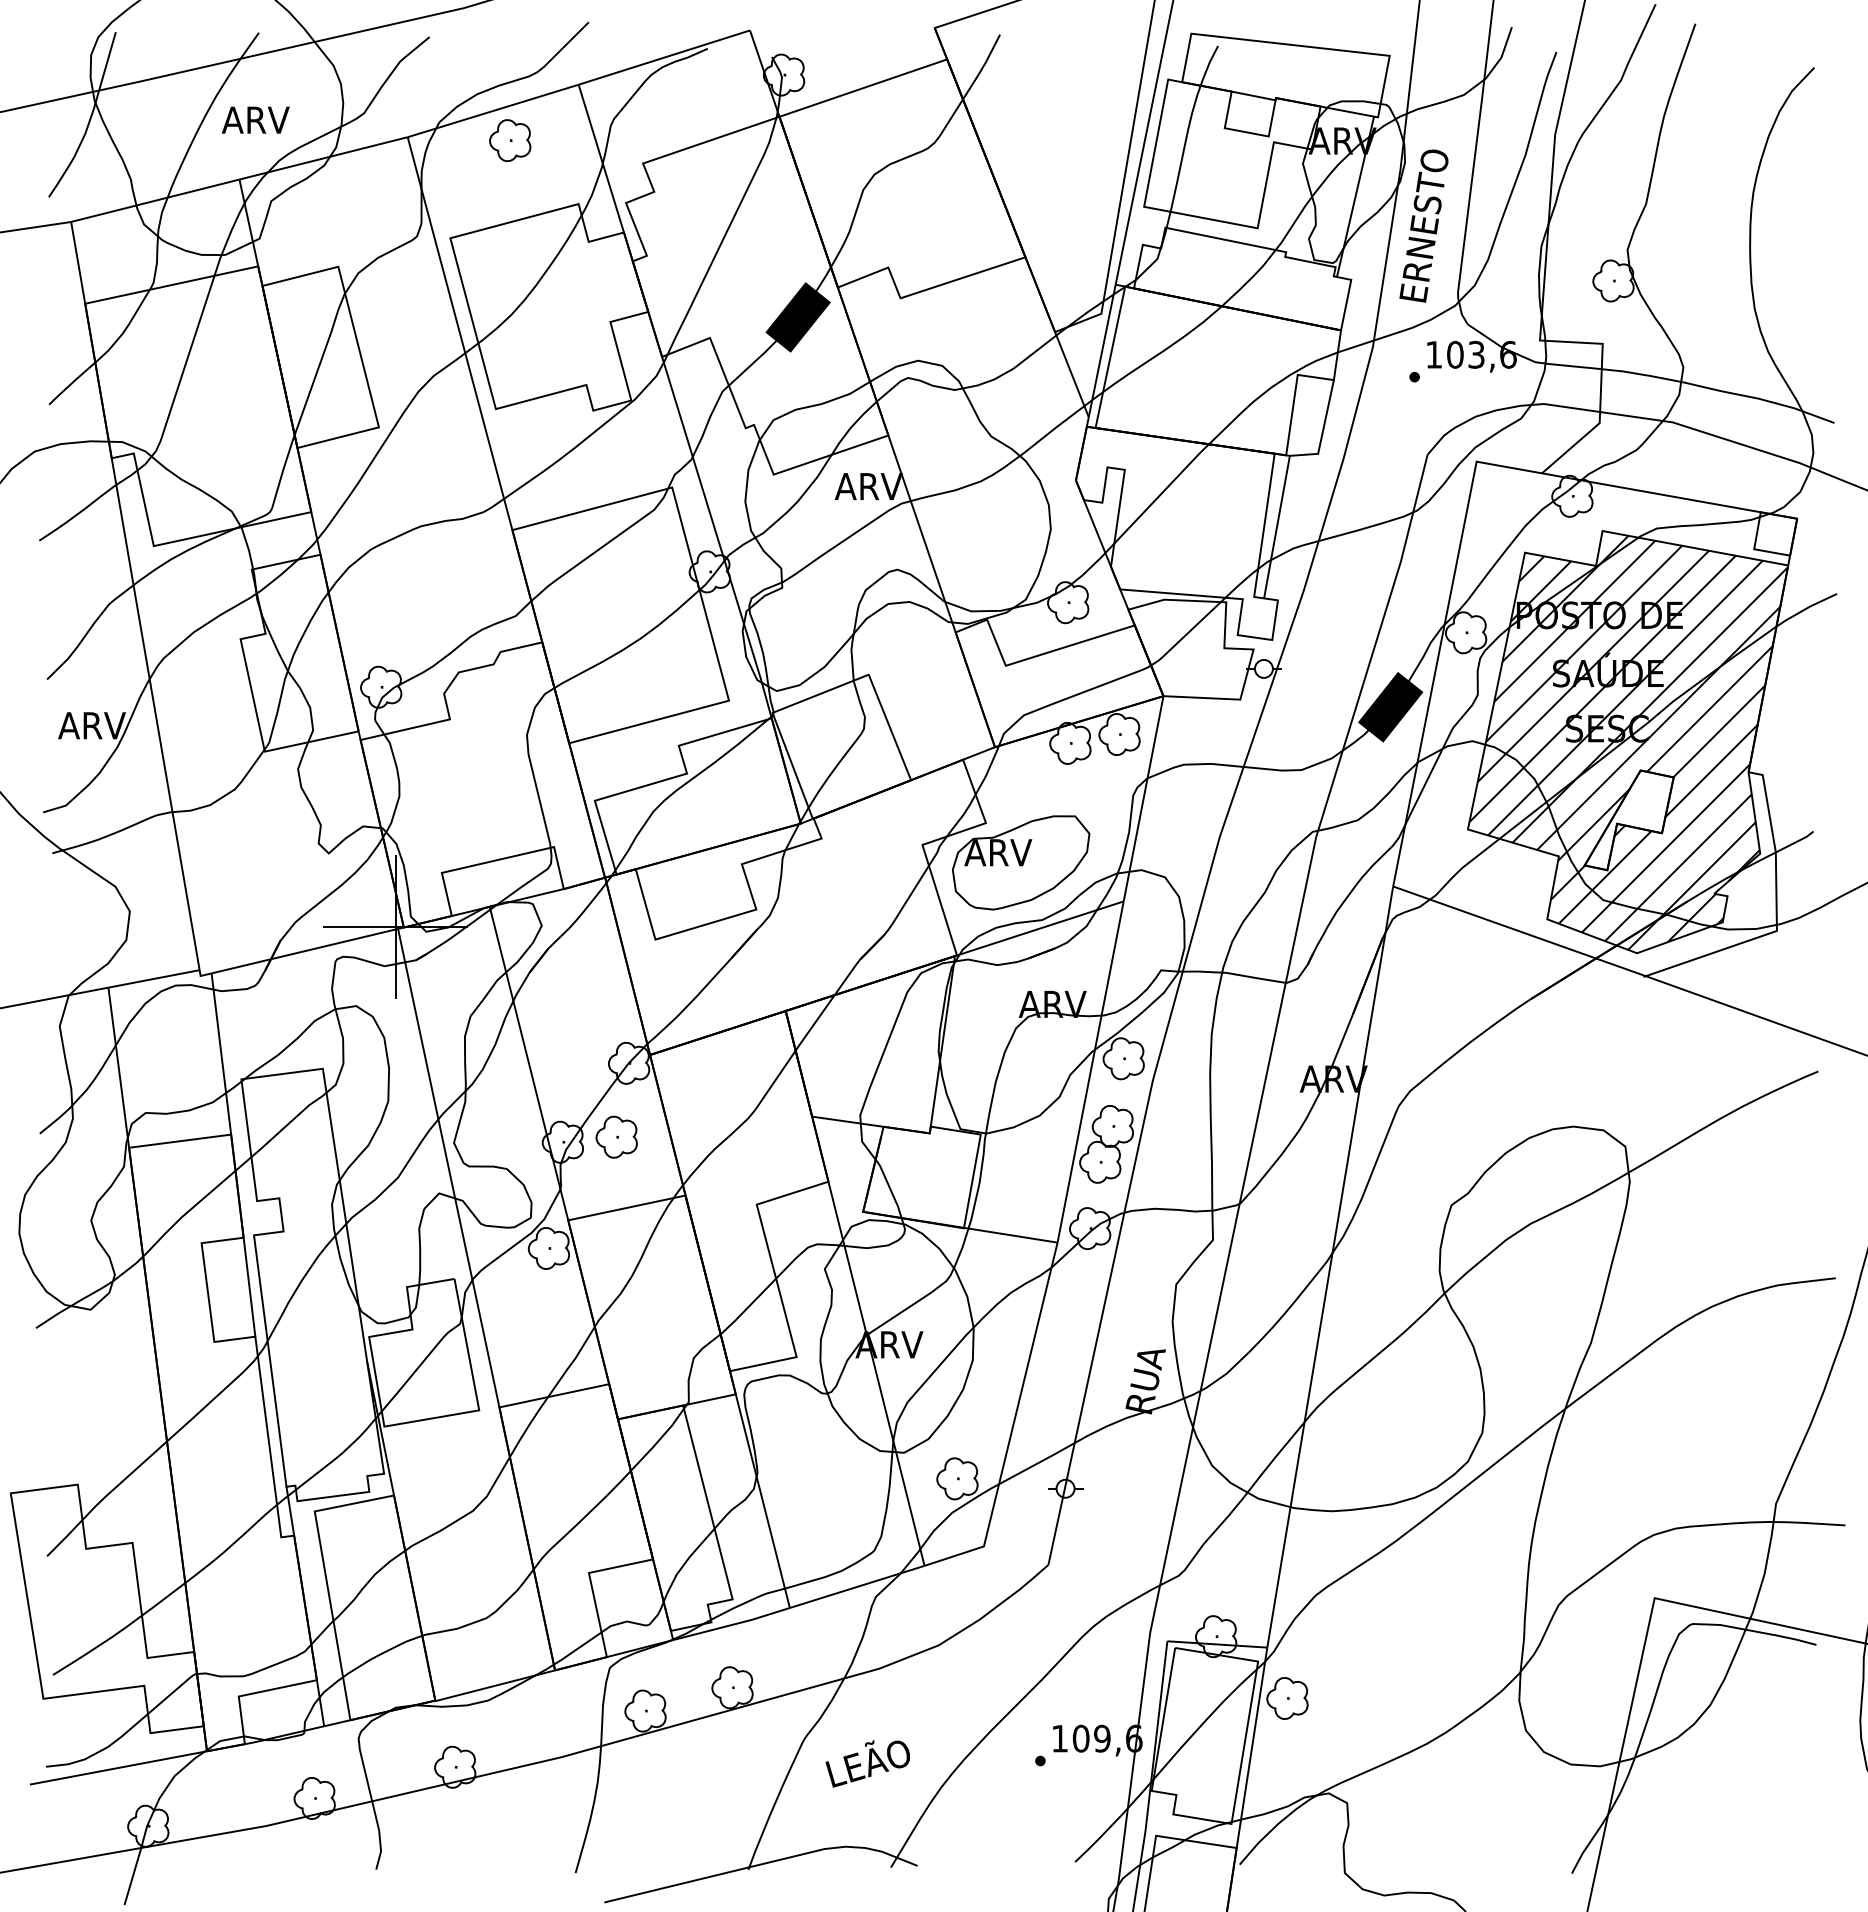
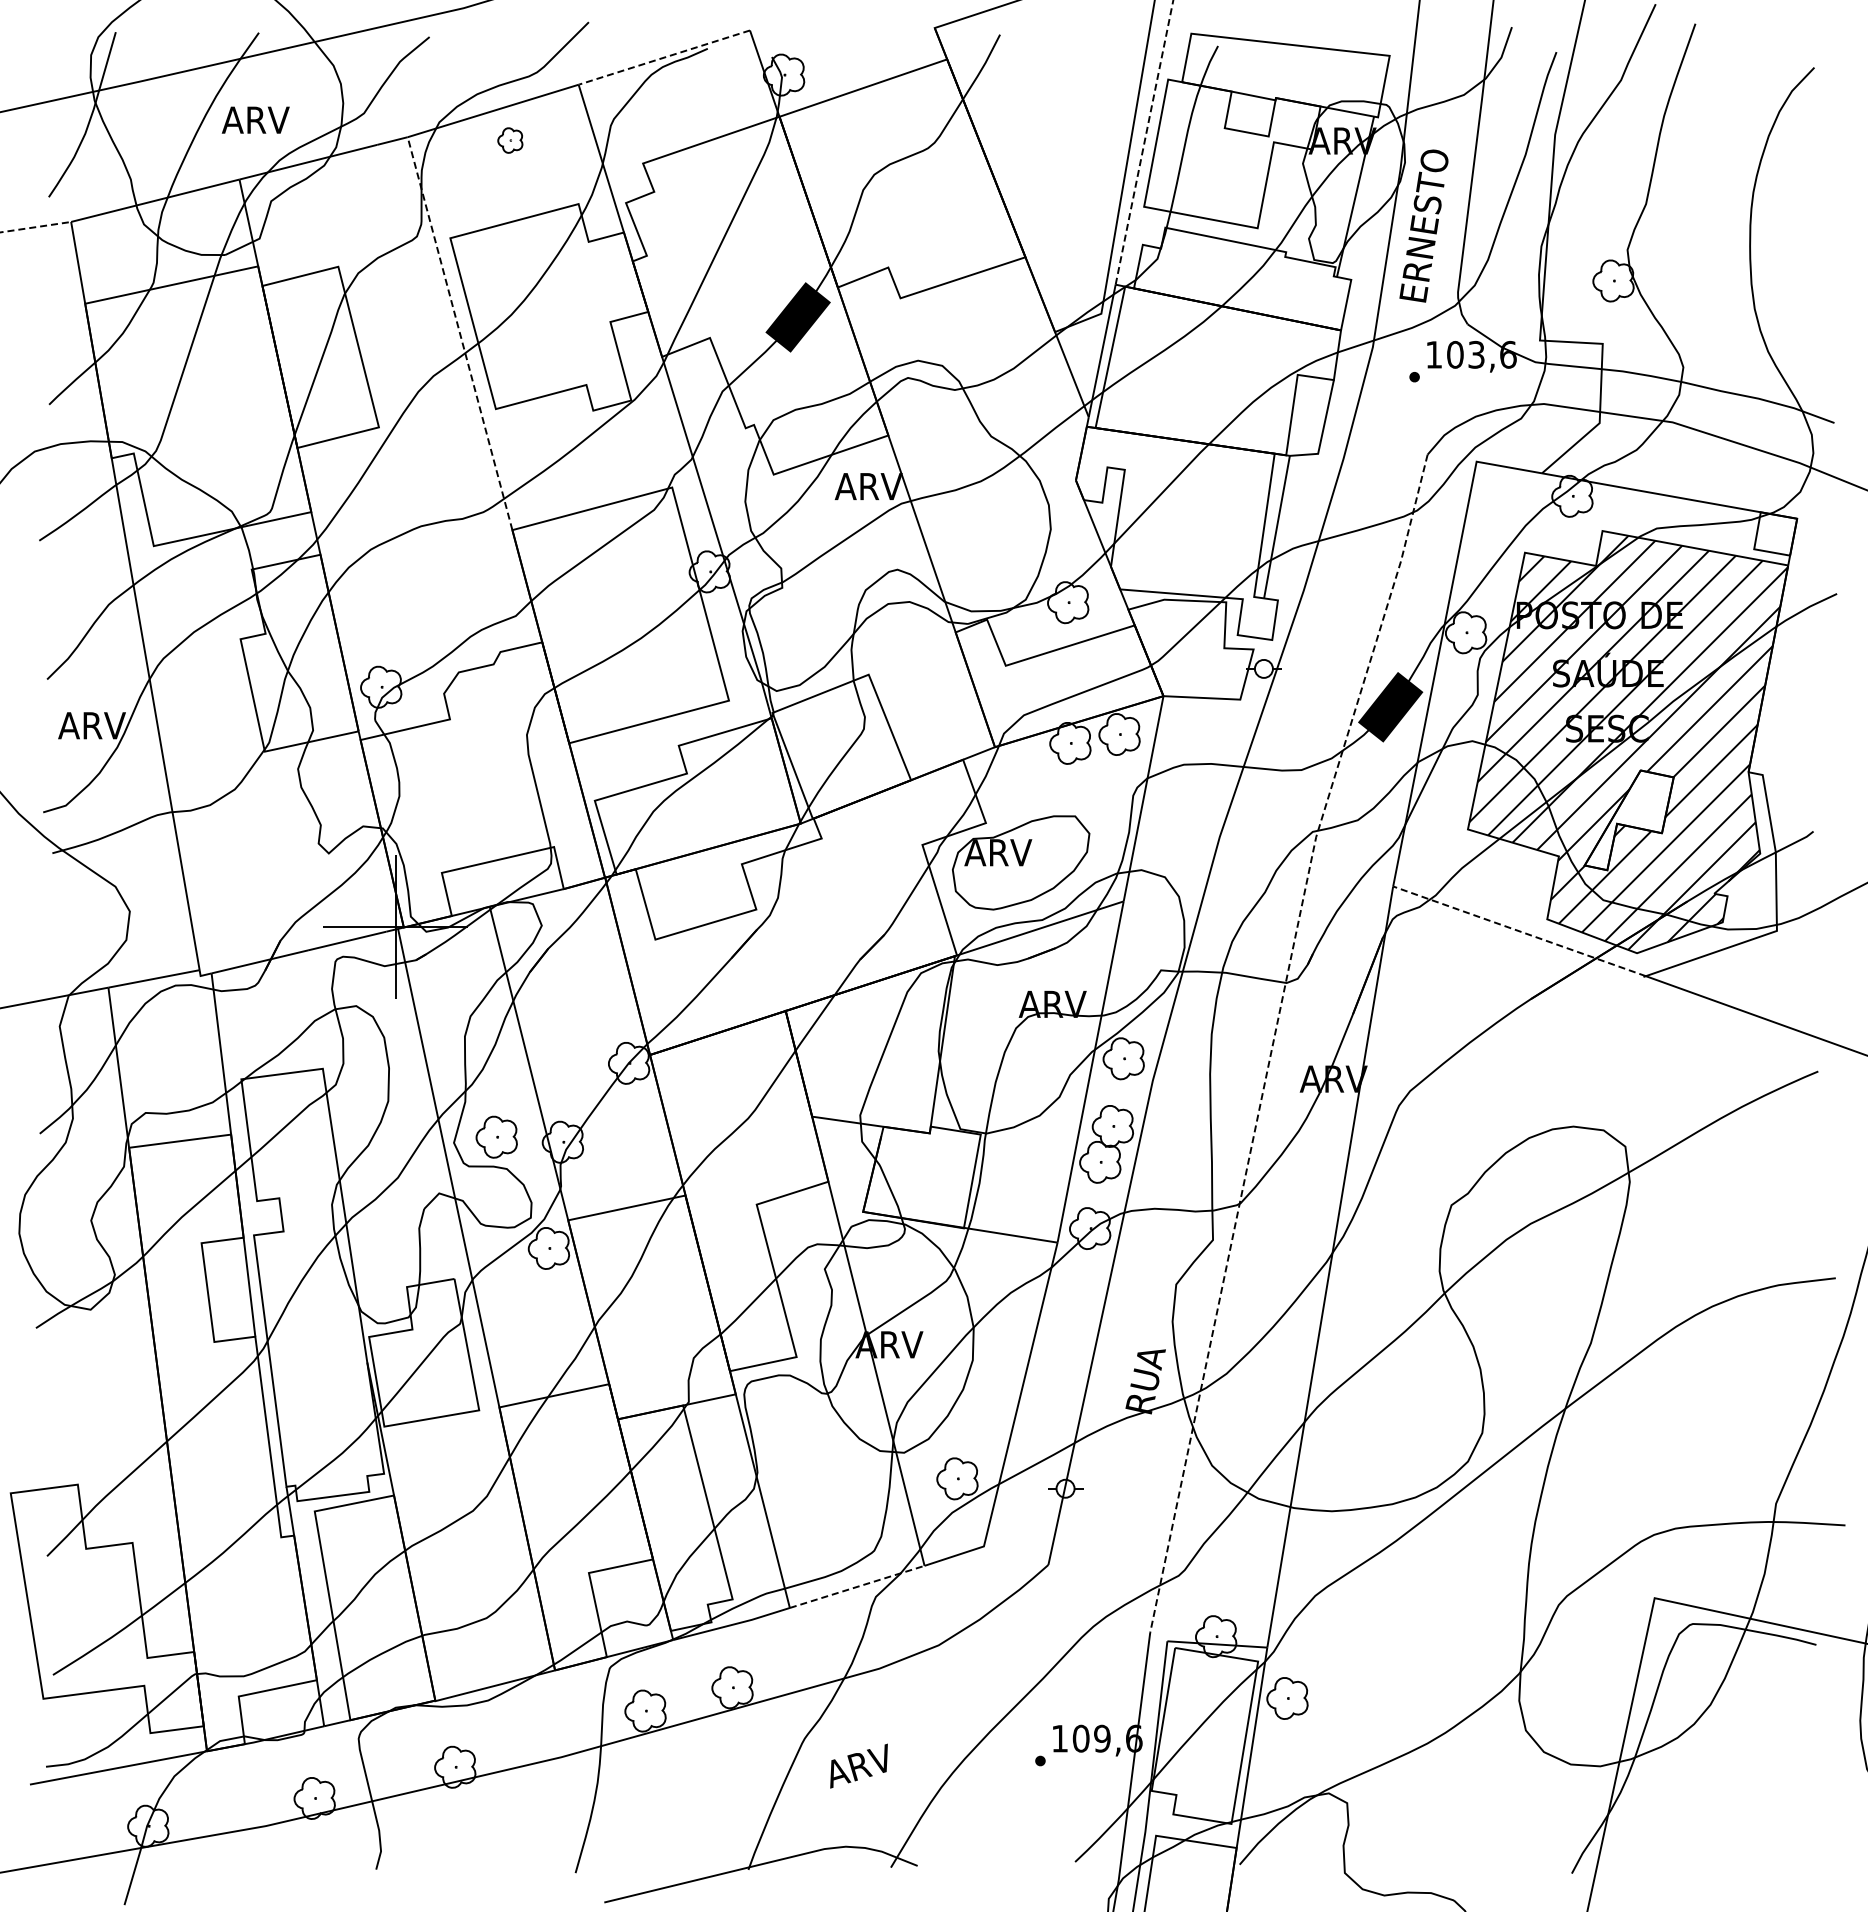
line: solid -> dashed (663, 57)
part size: 43x43 px -> 27x27 px (510, 140)
line: solid -> dashed (1144, 142)
line: solid -> dashed (37, 227)
line: solid -> dashed (459, 333)
line: solid -> dashed (1519, 931)
line: solid -> dashed (1274, 1038)
part position: (616, 1136) -> (496, 1136) (496, 1136)
line: solid -> dashed (857, 1586)
text: LEÃO -> ARV (867, 1764)
